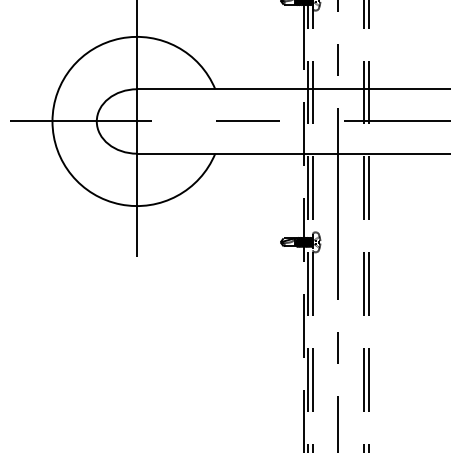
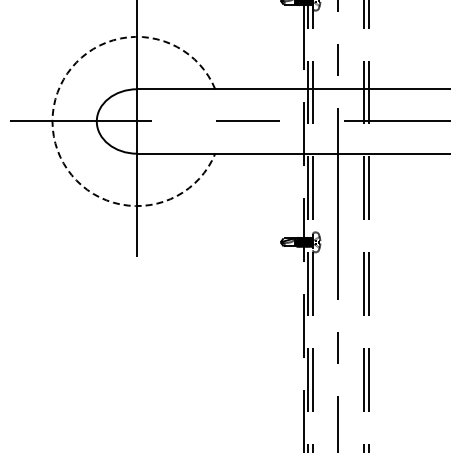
arc: solid -> dashed (52, 121)
